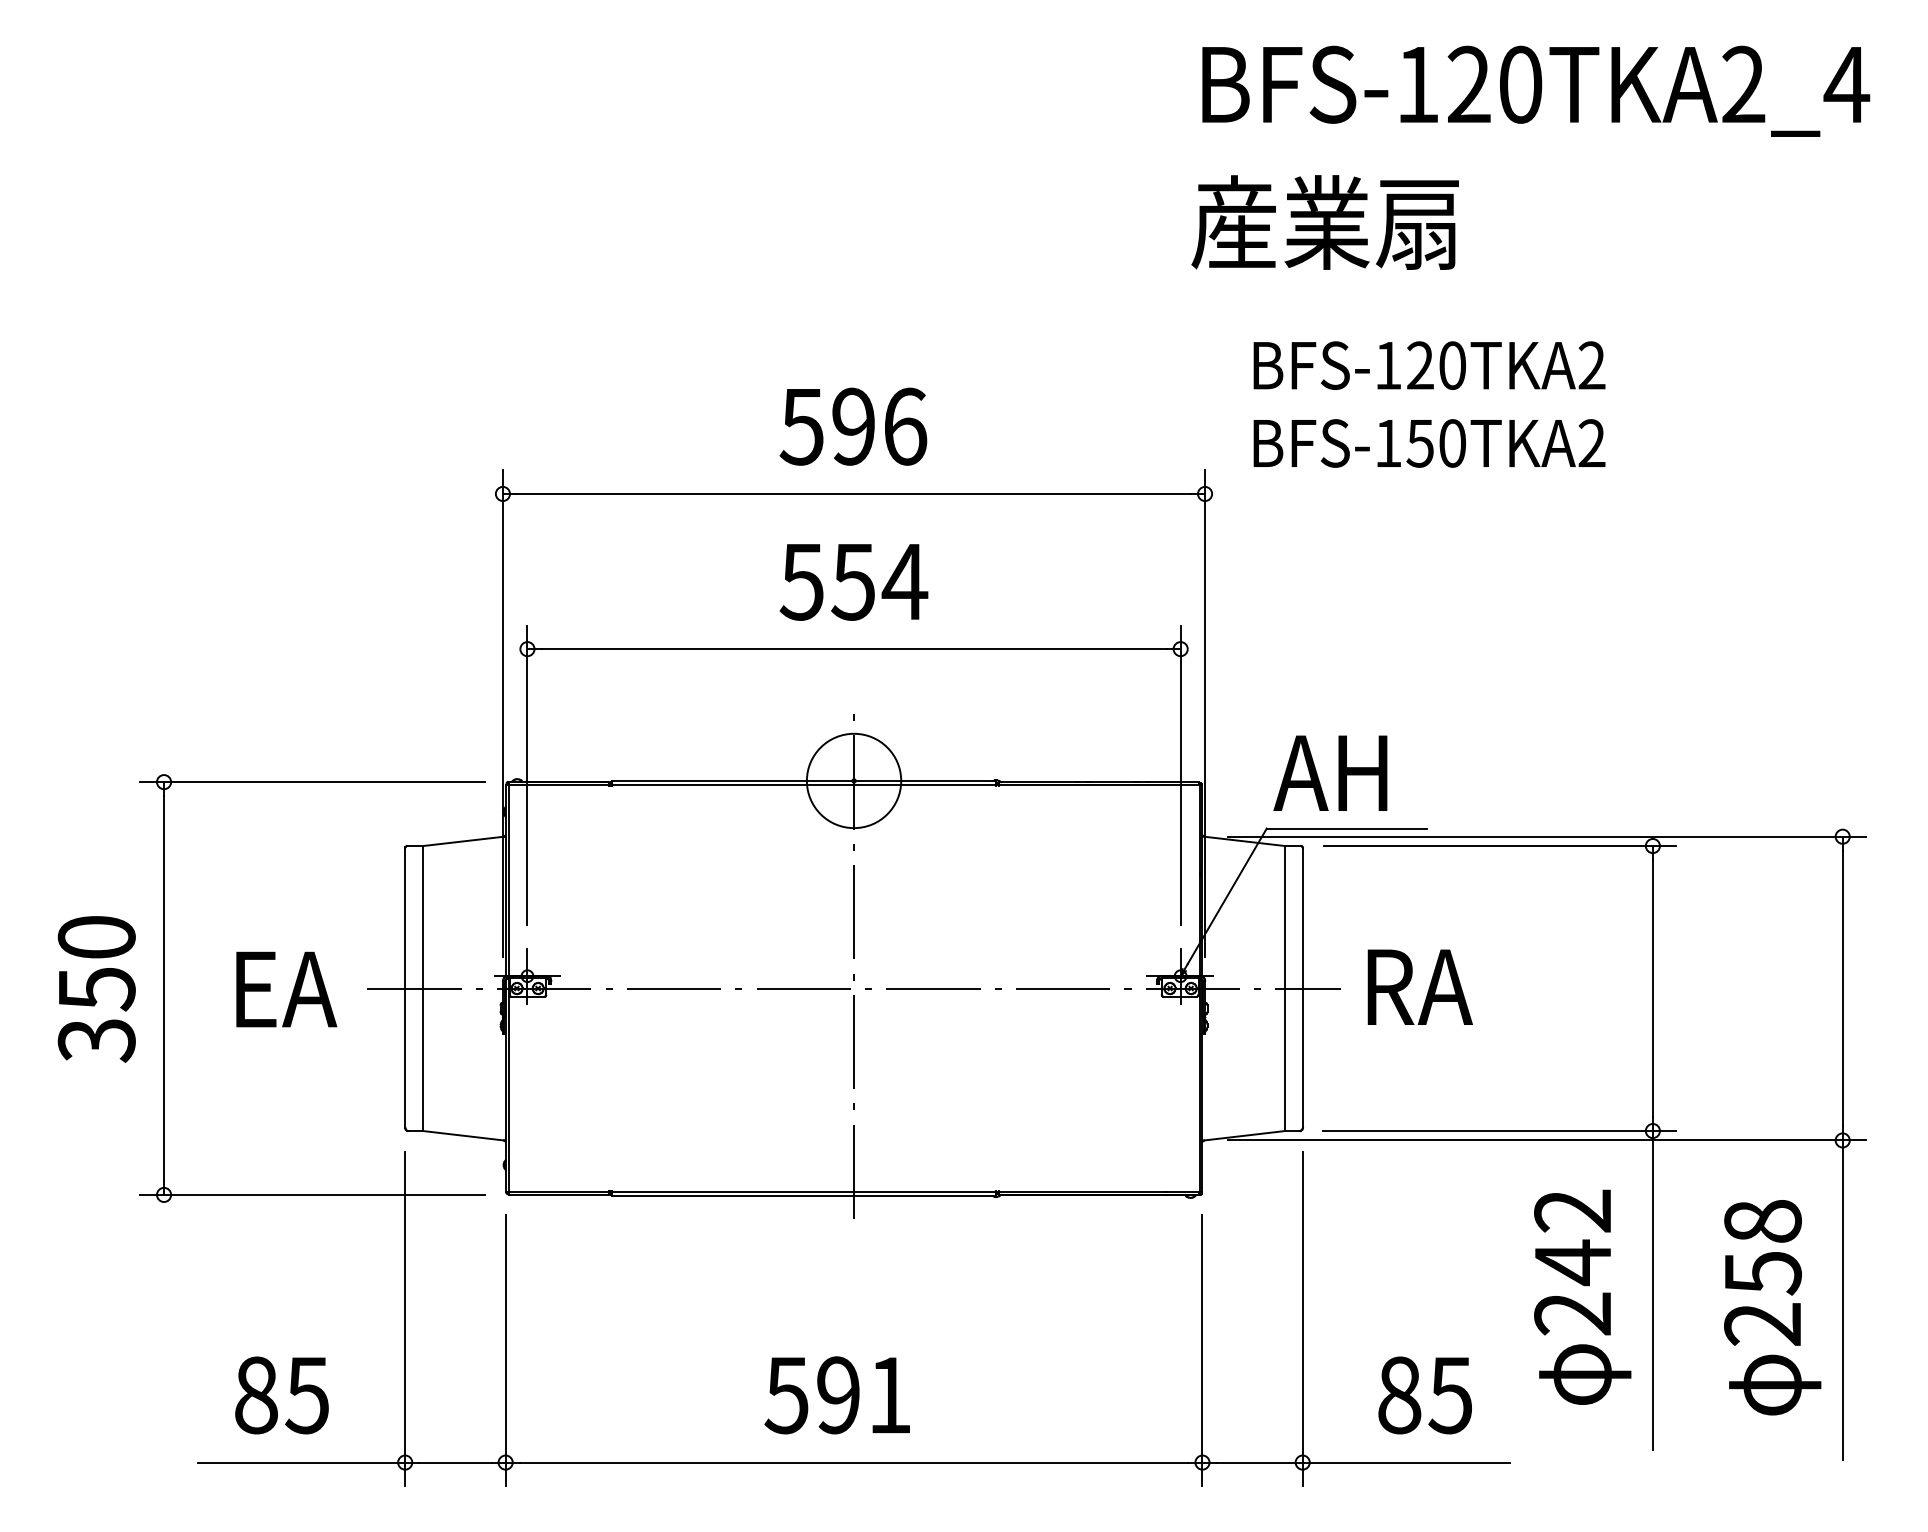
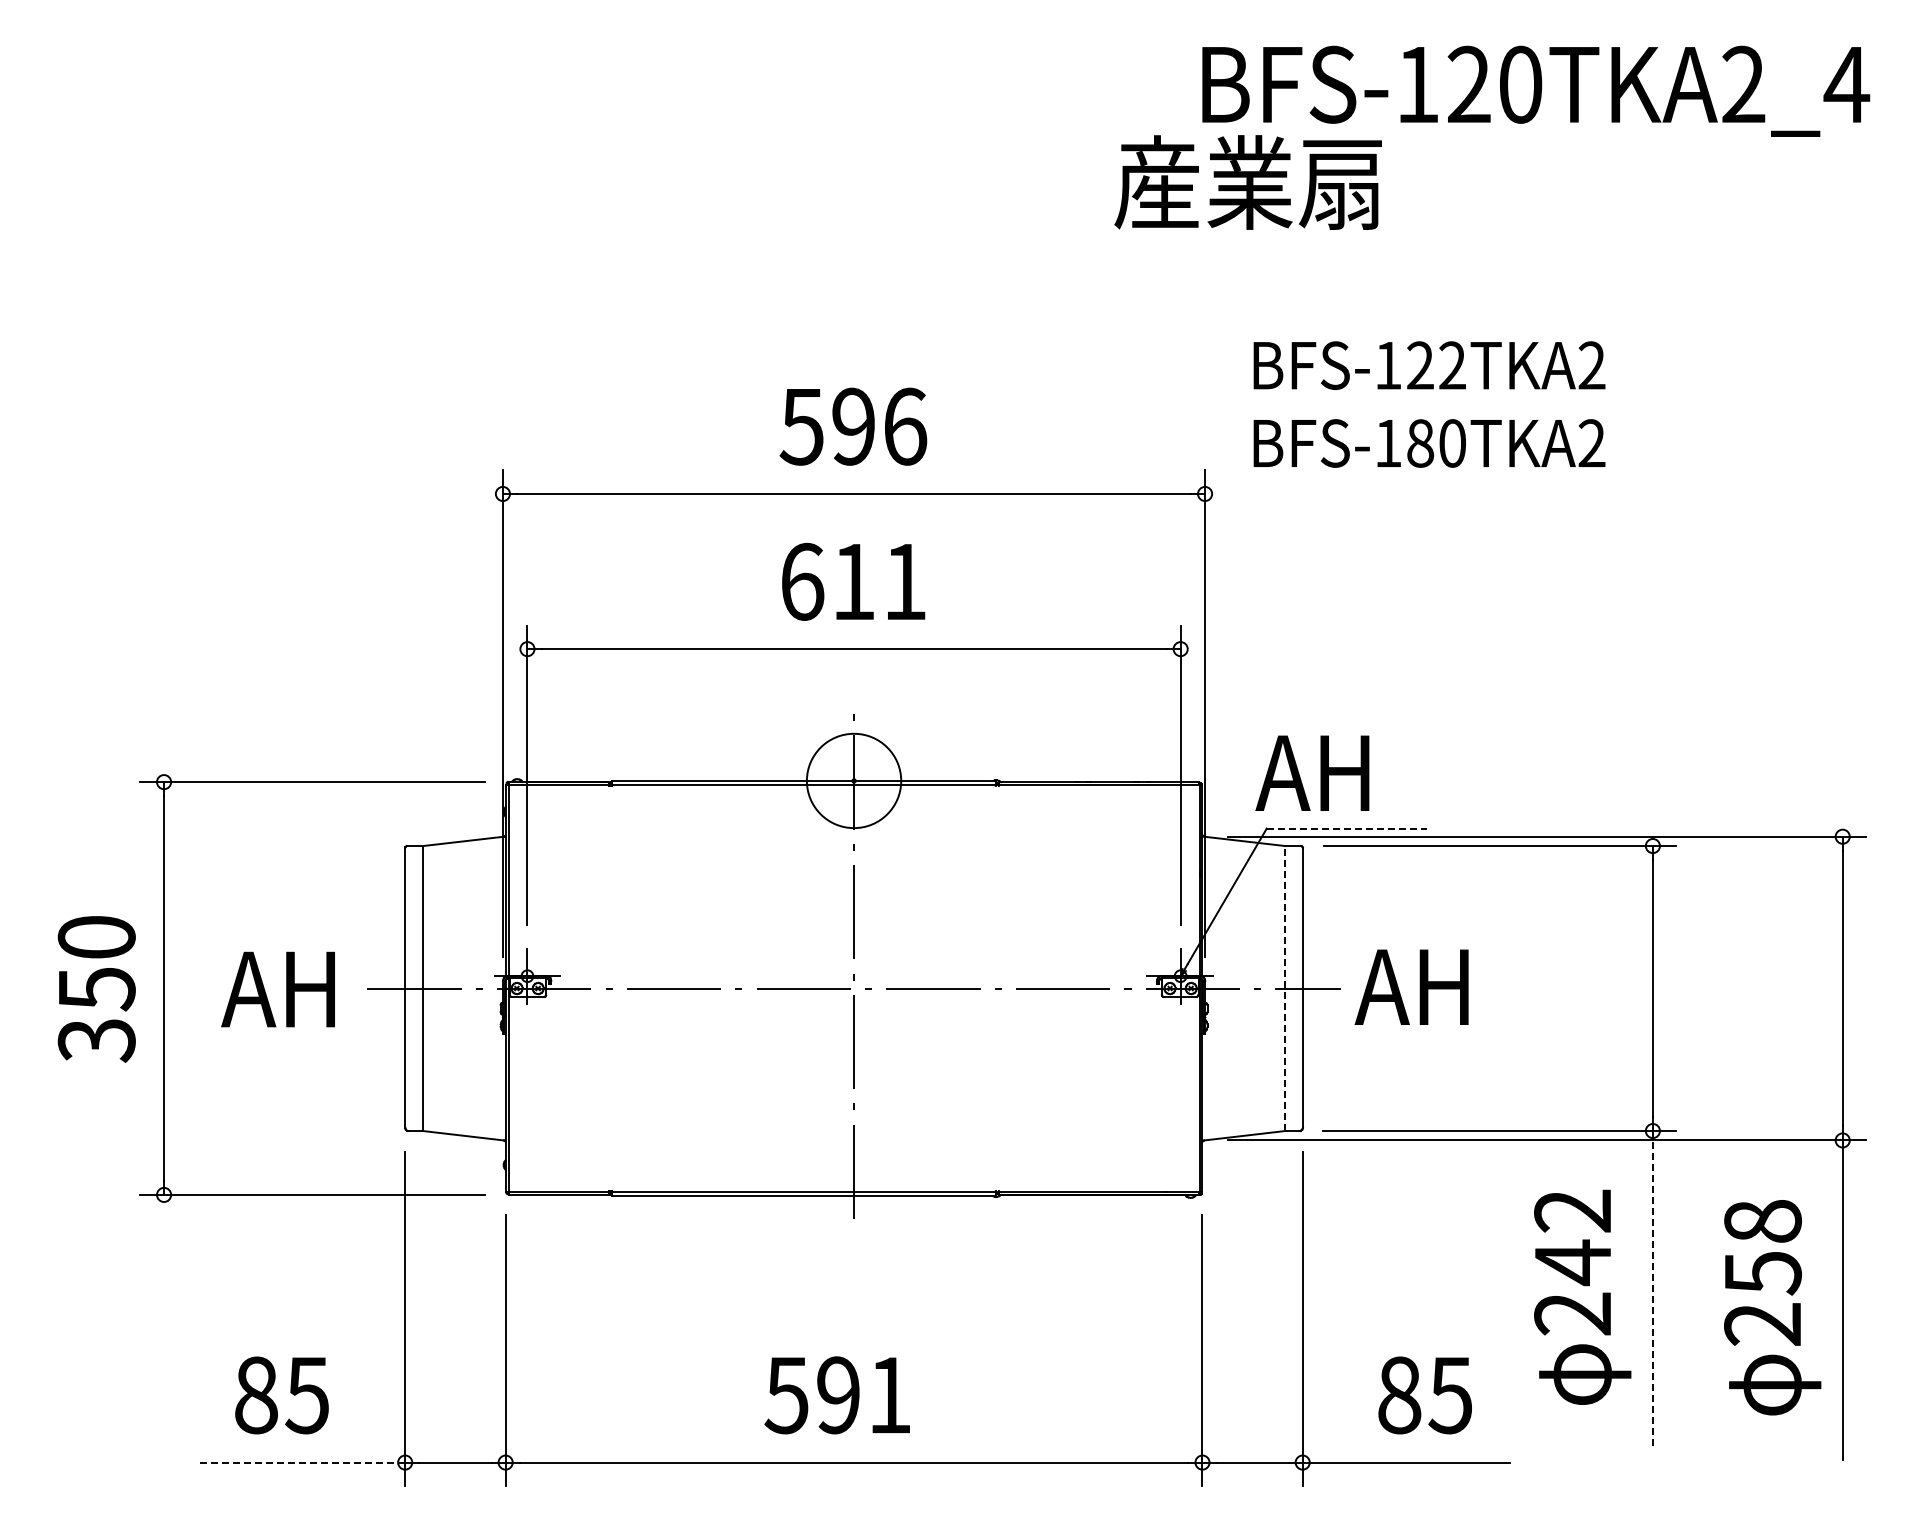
text position: (1324, 222) -> (1247, 182) (1247, 182)
text: BFS-120TKA2 -> BFS-122TKA2 (1452, 365)
text: BFS-150TKA2 -> BFS-180TKA2 (1420, 443)
text: 554 -> 611 (853, 581)
text position: (1330, 772) -> (1312, 772) (1312, 772)
line: solid -> dashed (1346, 828)
text: RA -> AH (1413, 986)
line: solid -> dashed (1285, 988)
text: EA -> AH (279, 989)
line: solid -> dashed (1652, 1290)
line: solid -> dashed (301, 1462)
